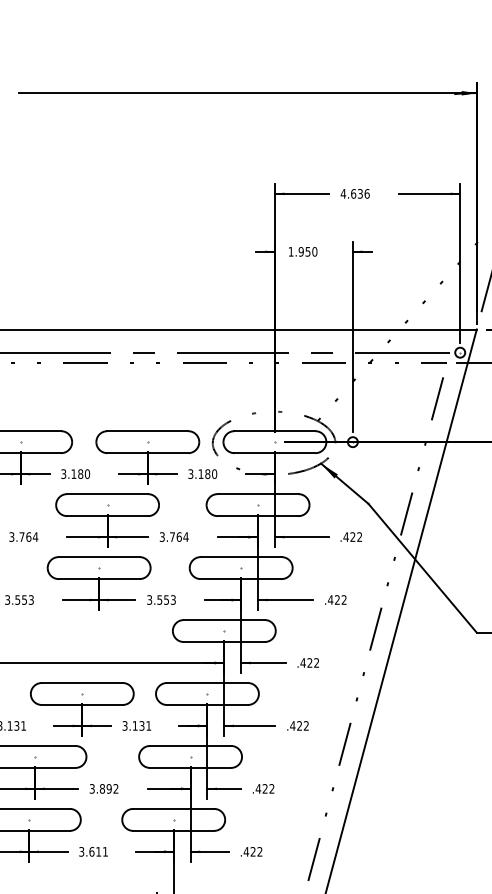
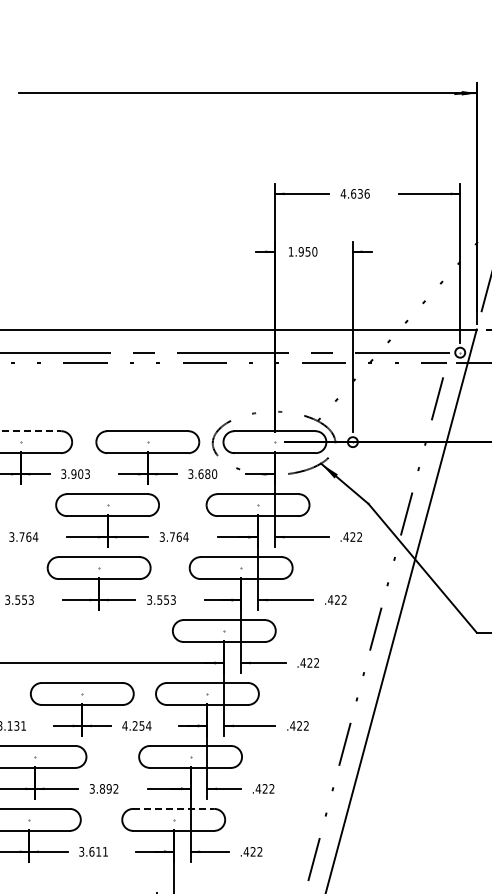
line: solid -> dashed (31, 431)
text: 3.180 -> 3.903 (80, 473)
text: 3.180 -> 3.680 (200, 473)
text: 3.131 -> 4.254 (136, 725)
line: solid -> dashed (174, 808)
